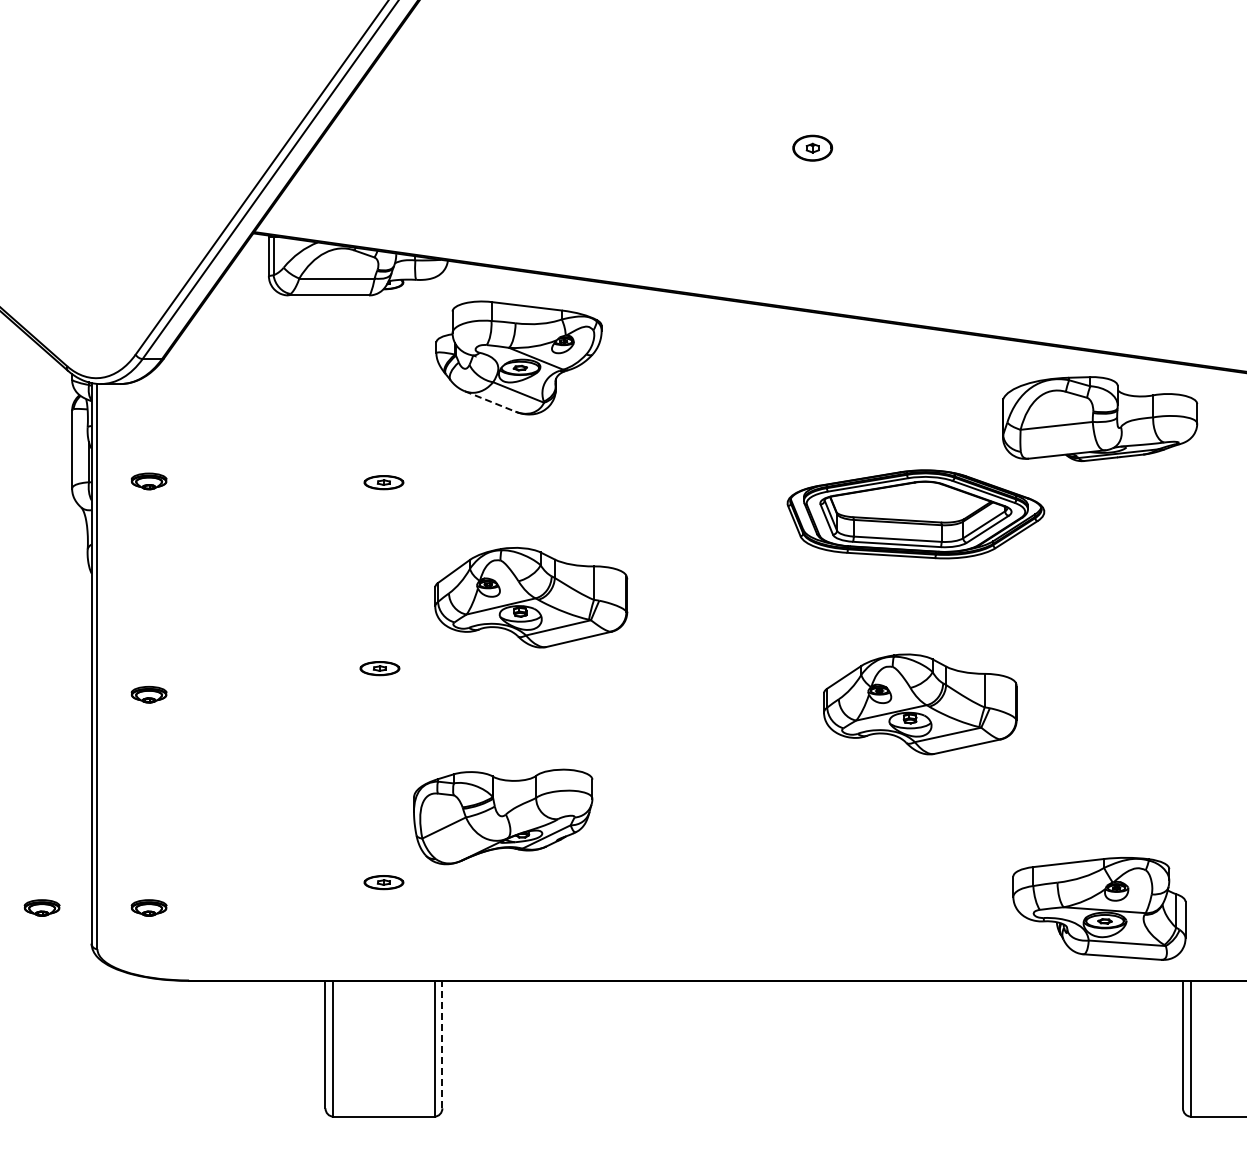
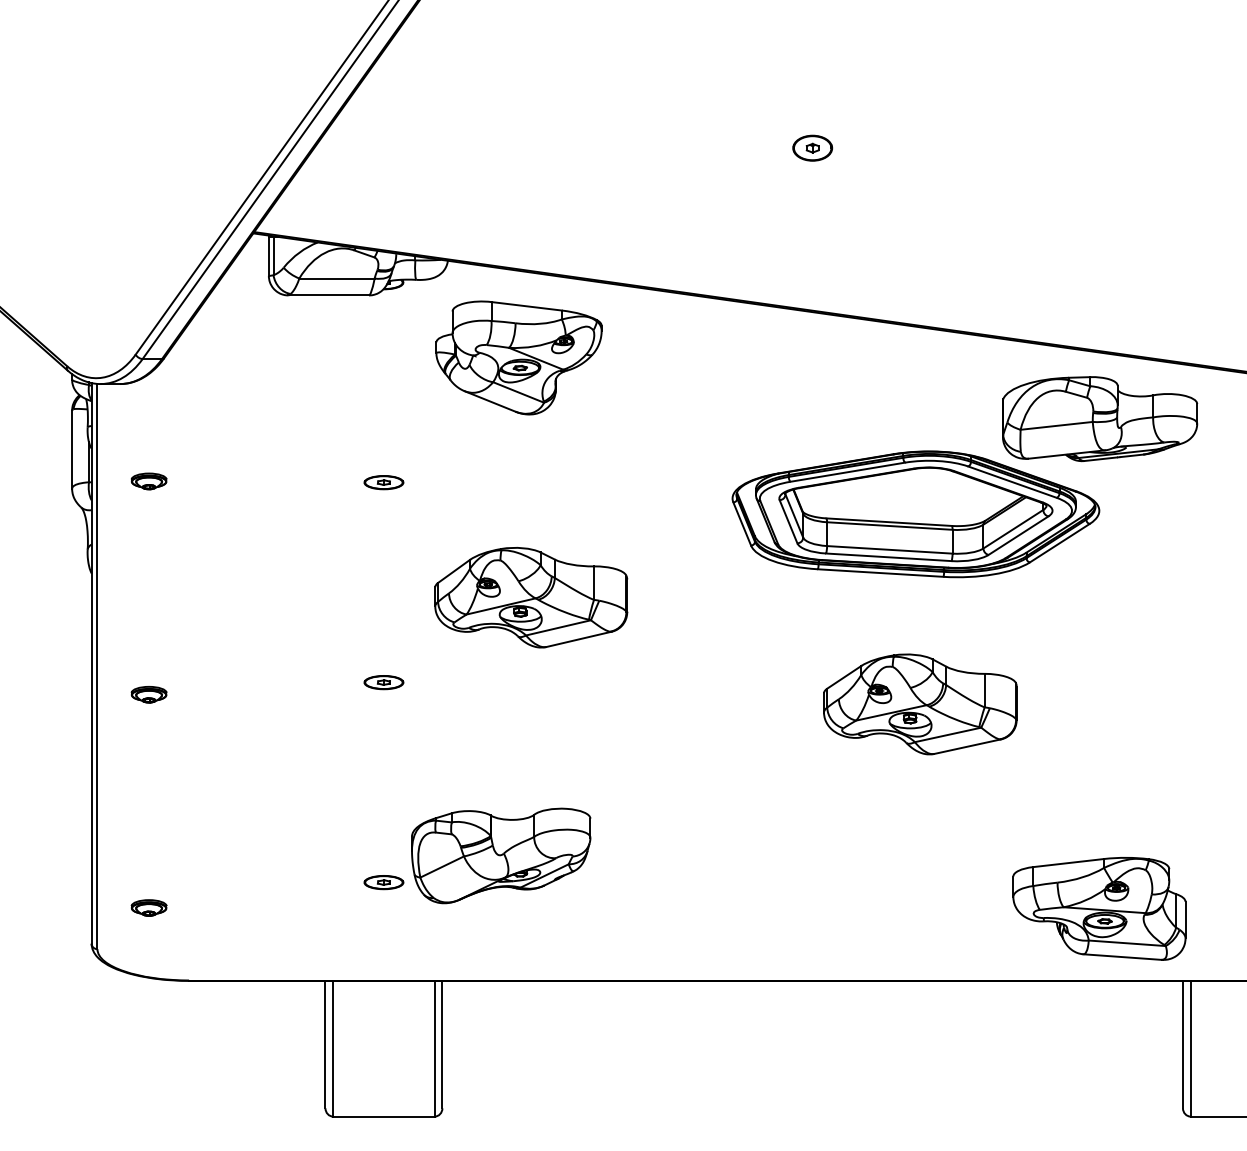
line: dashed -> solid (490, 401)
part size: 260x91 px -> 370x129 px (915, 514)
part position: (379, 668) -> (383, 682) (383, 682)
part position: (503, 816) -> (501, 855) (501, 855)
part: present -> none (41, 907)
line: dashed -> solid (442, 1044)
